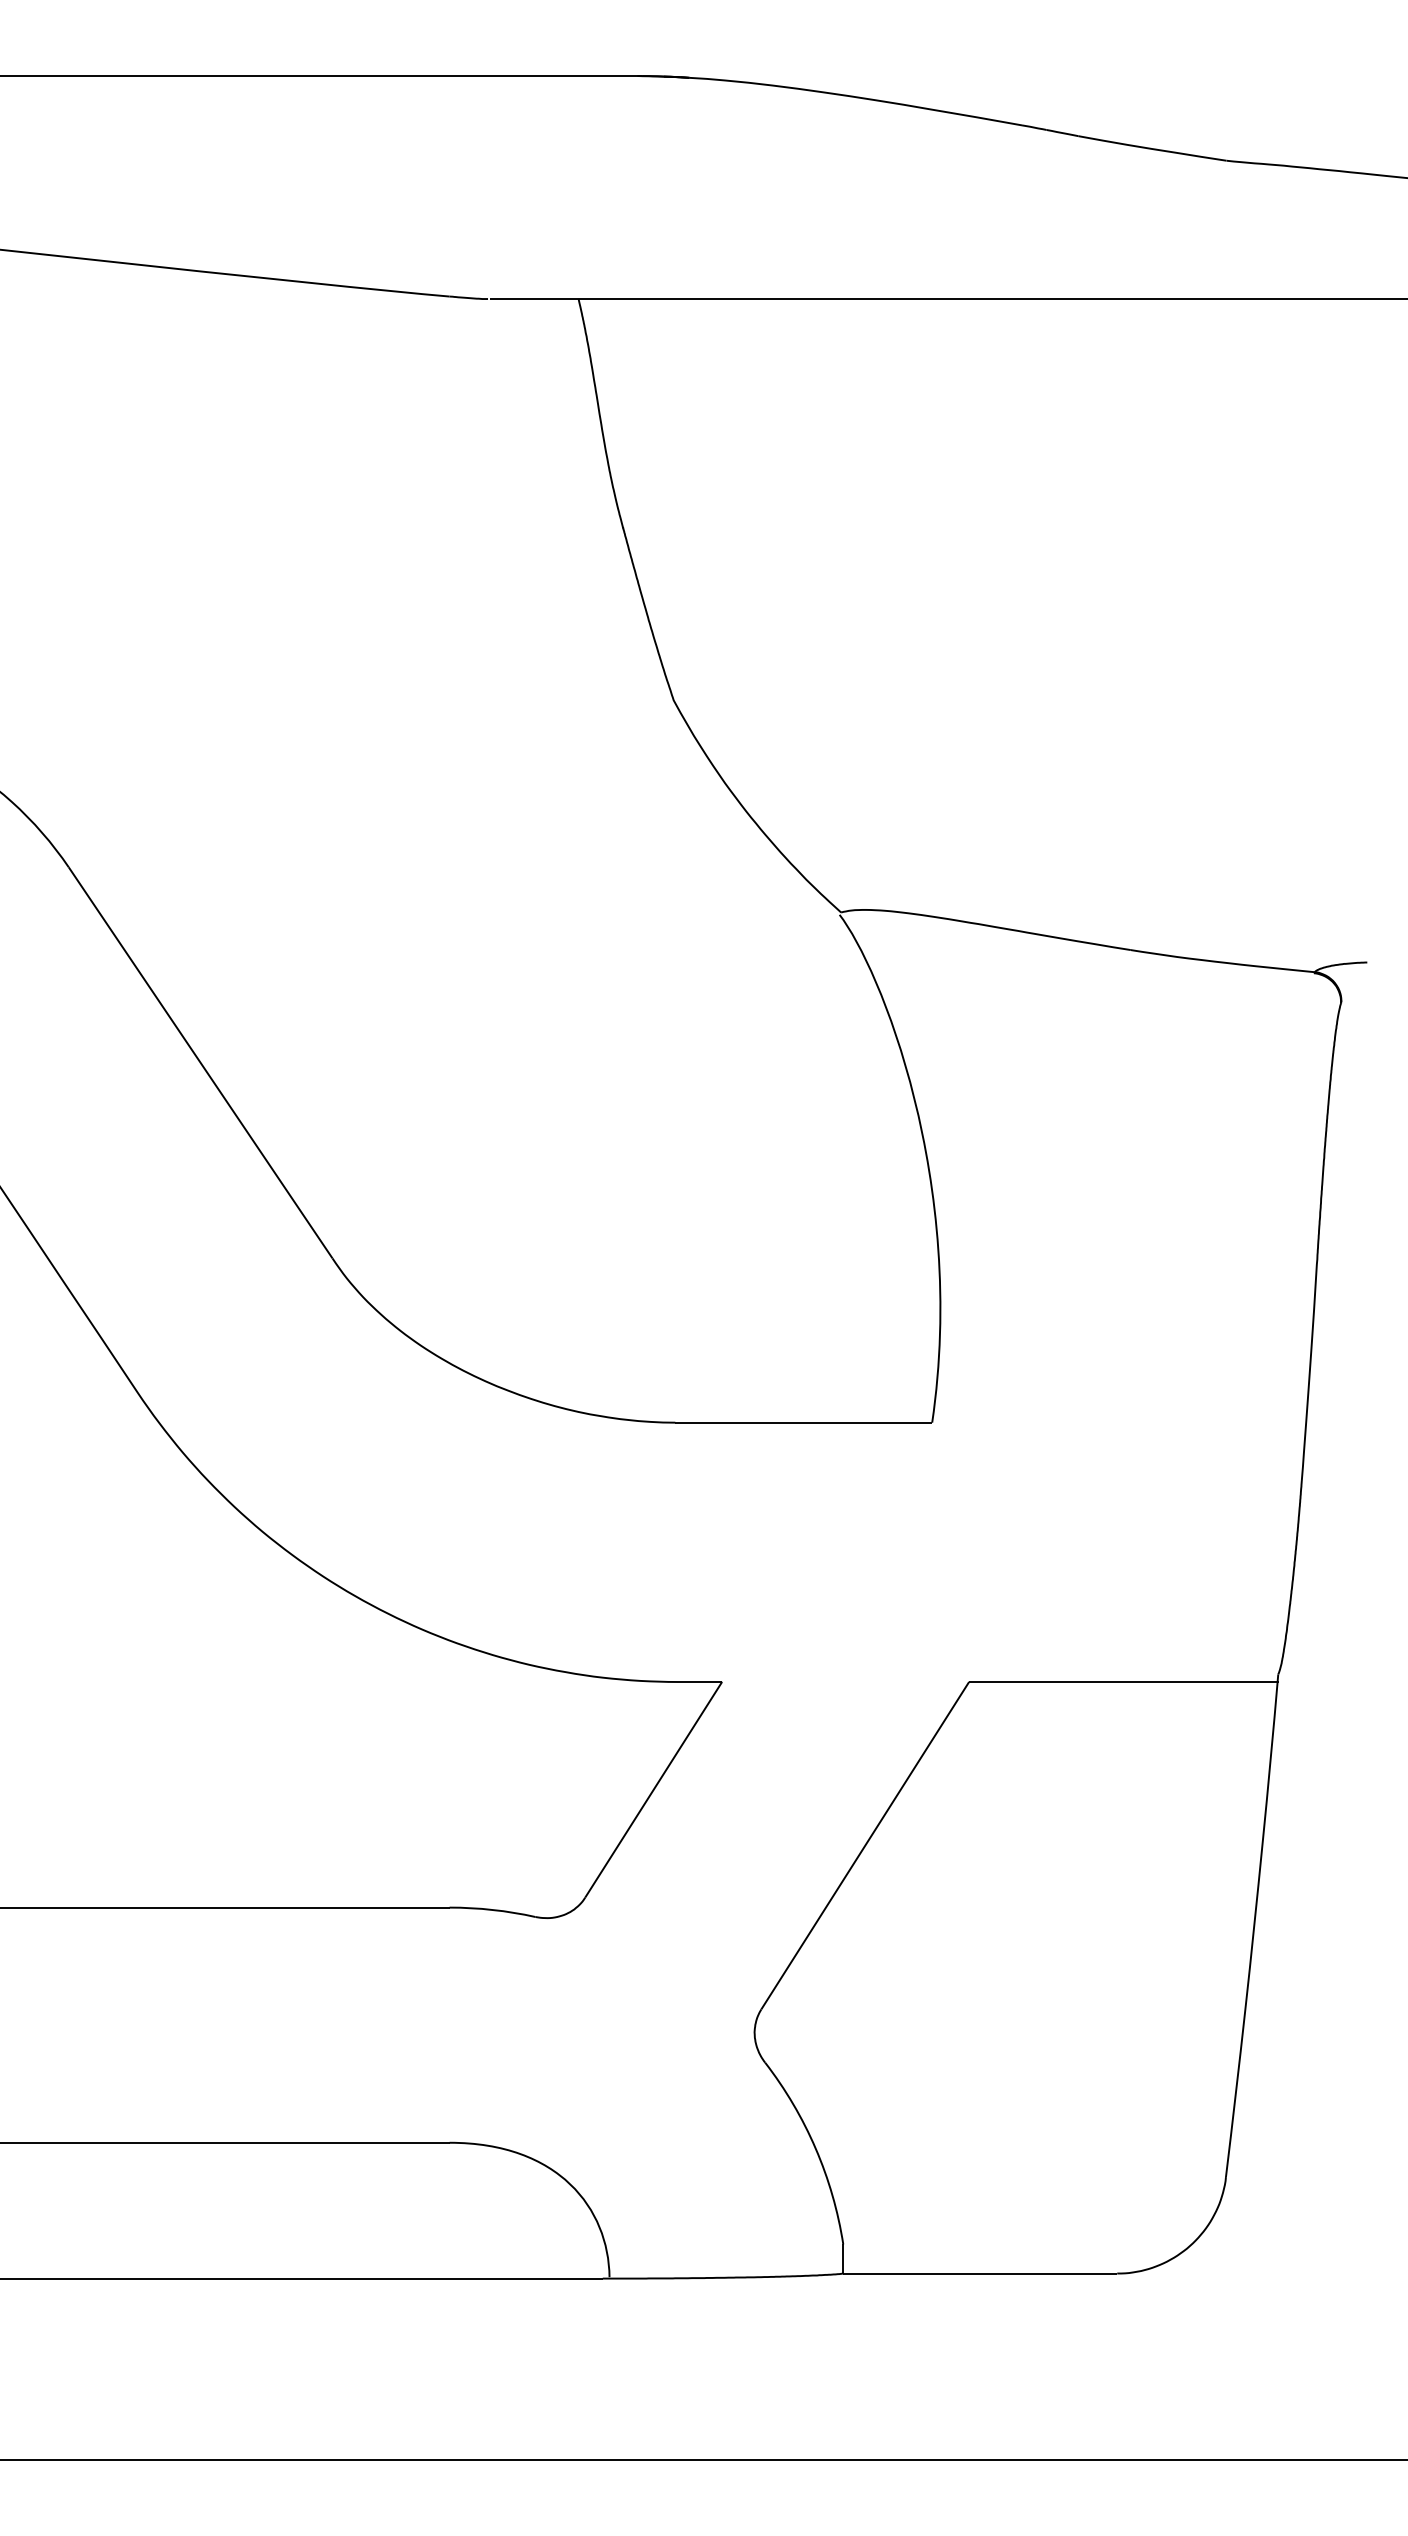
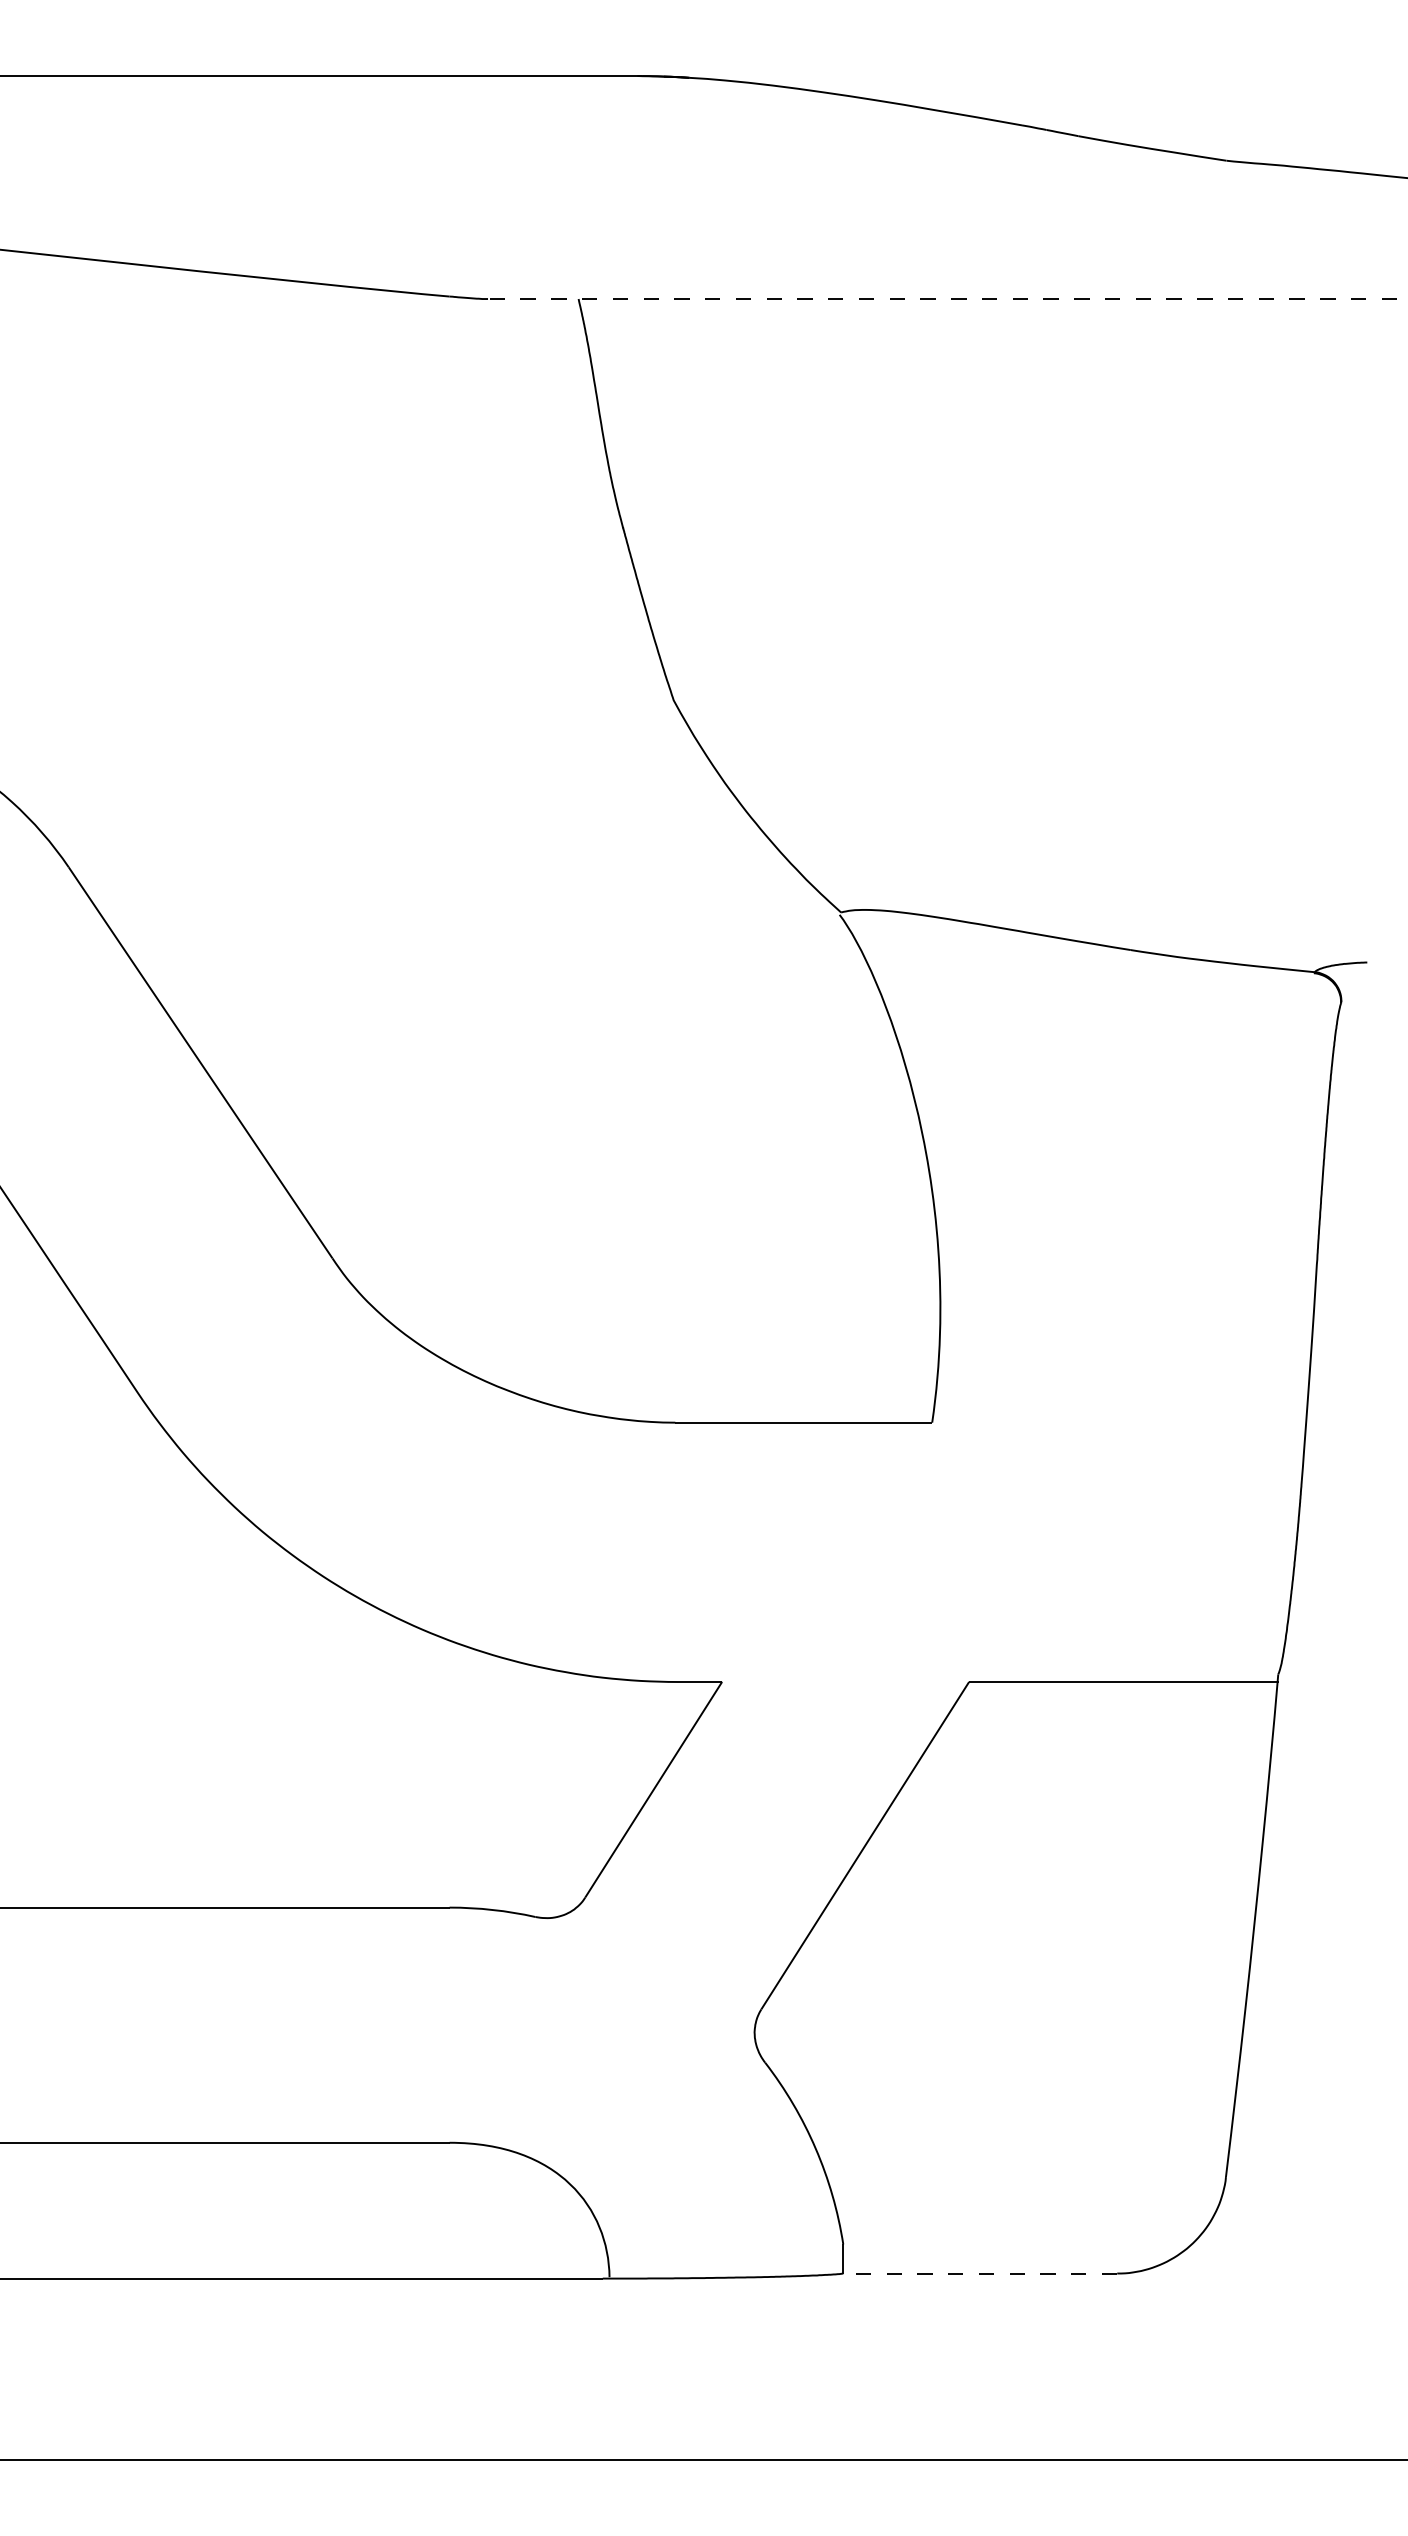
line: solid -> dashed (948, 299)
line: solid -> dashed (980, 2273)
